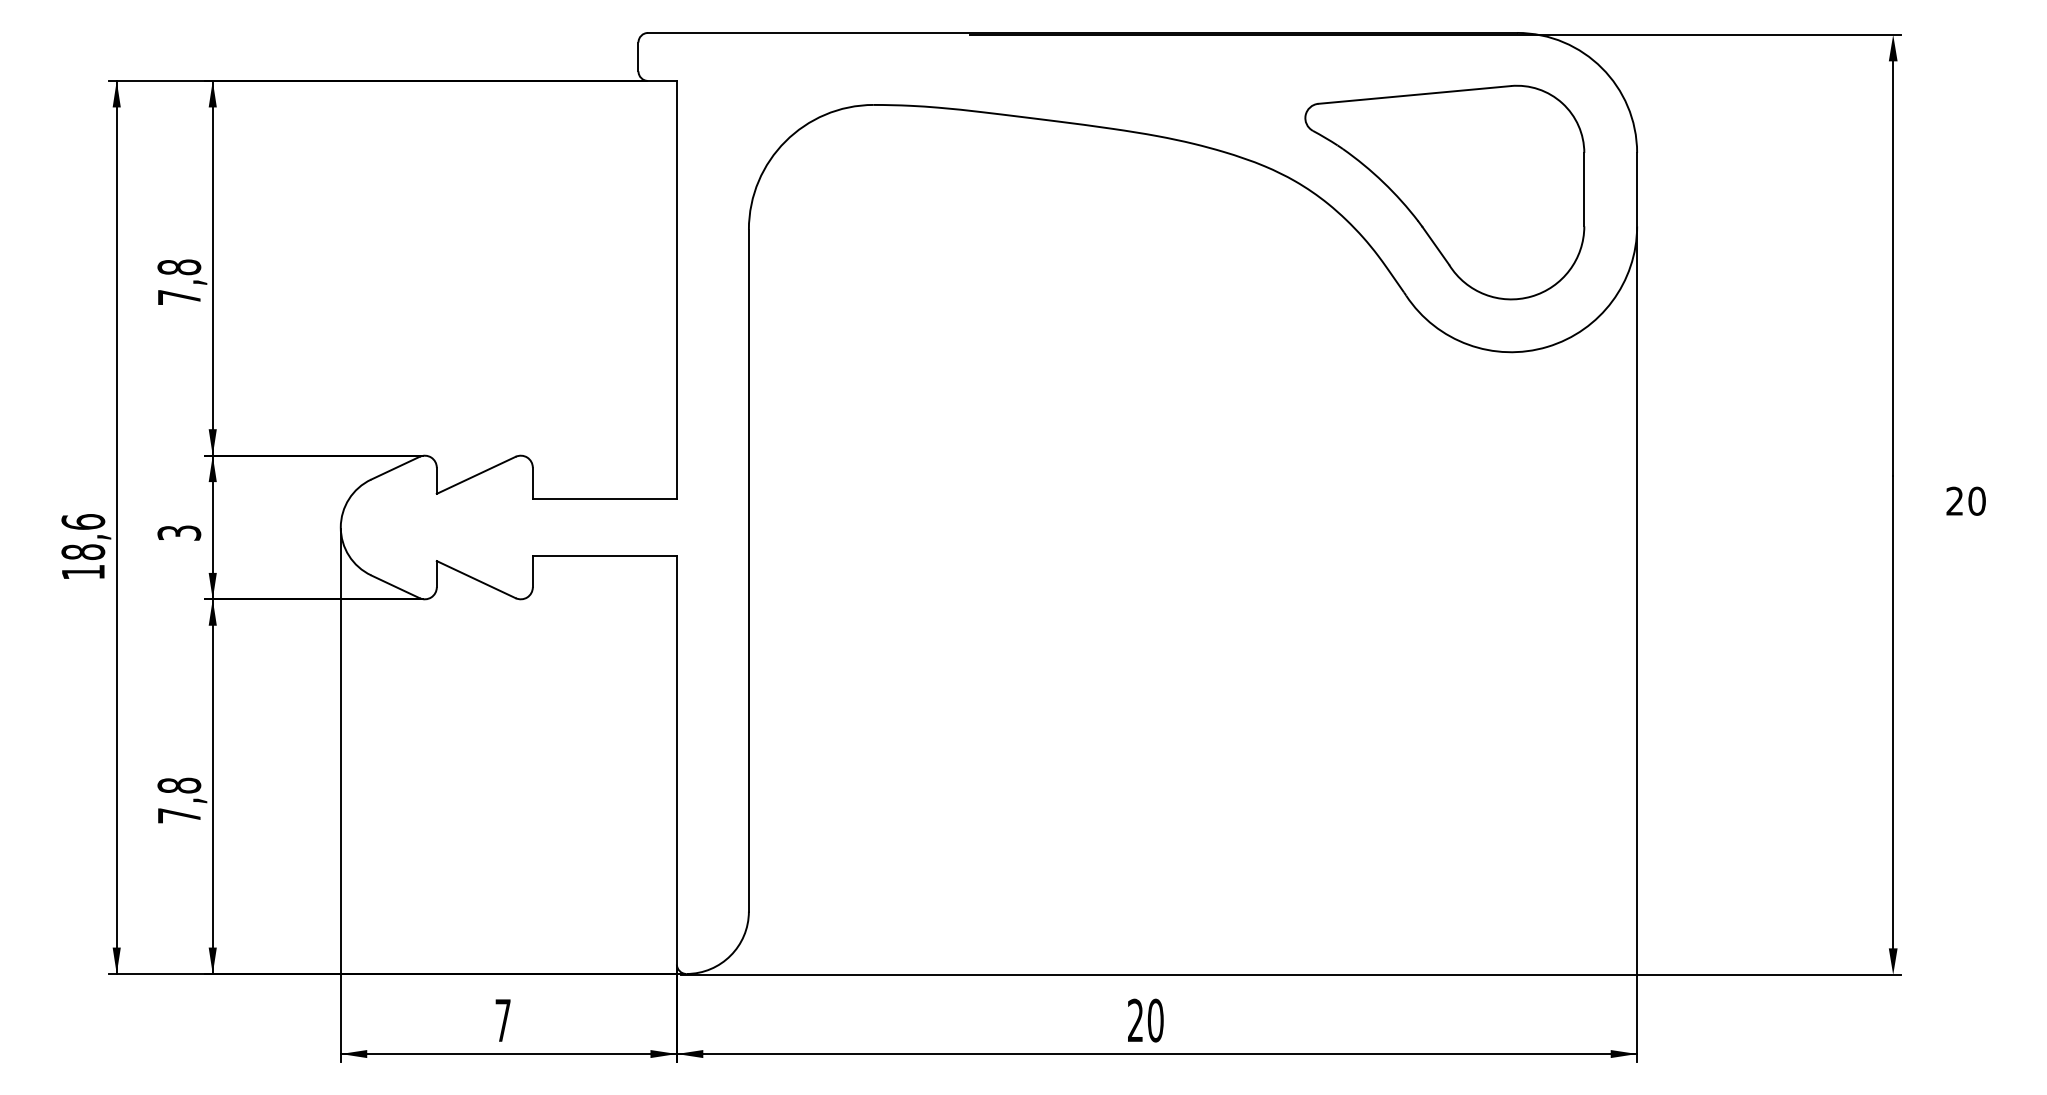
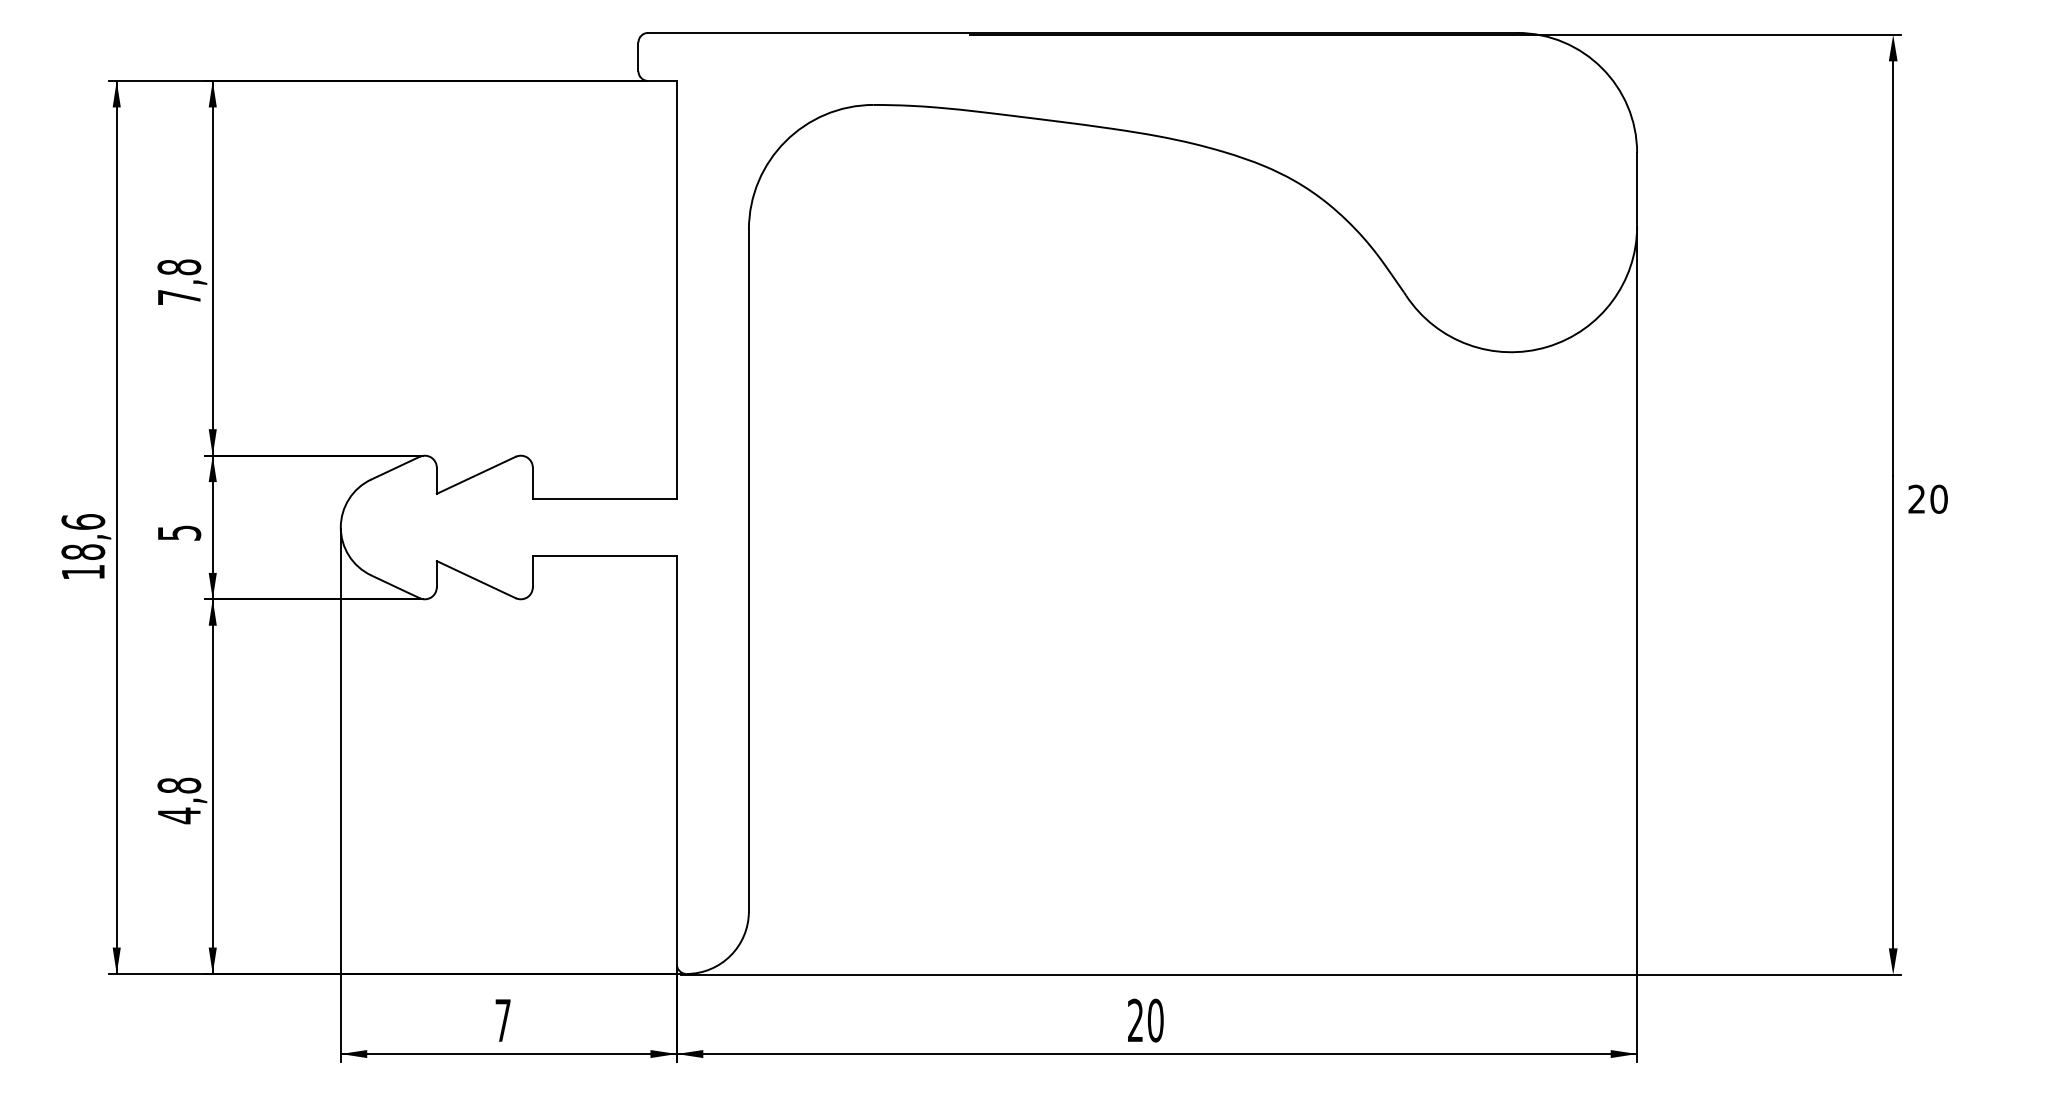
part: present -> none (1444, 192)
text position: (1965, 500) -> (1927, 498) (1927, 498)
text: 3 -> 5 (178, 532)
text: 7,8 -> 4,8 (179, 815)
